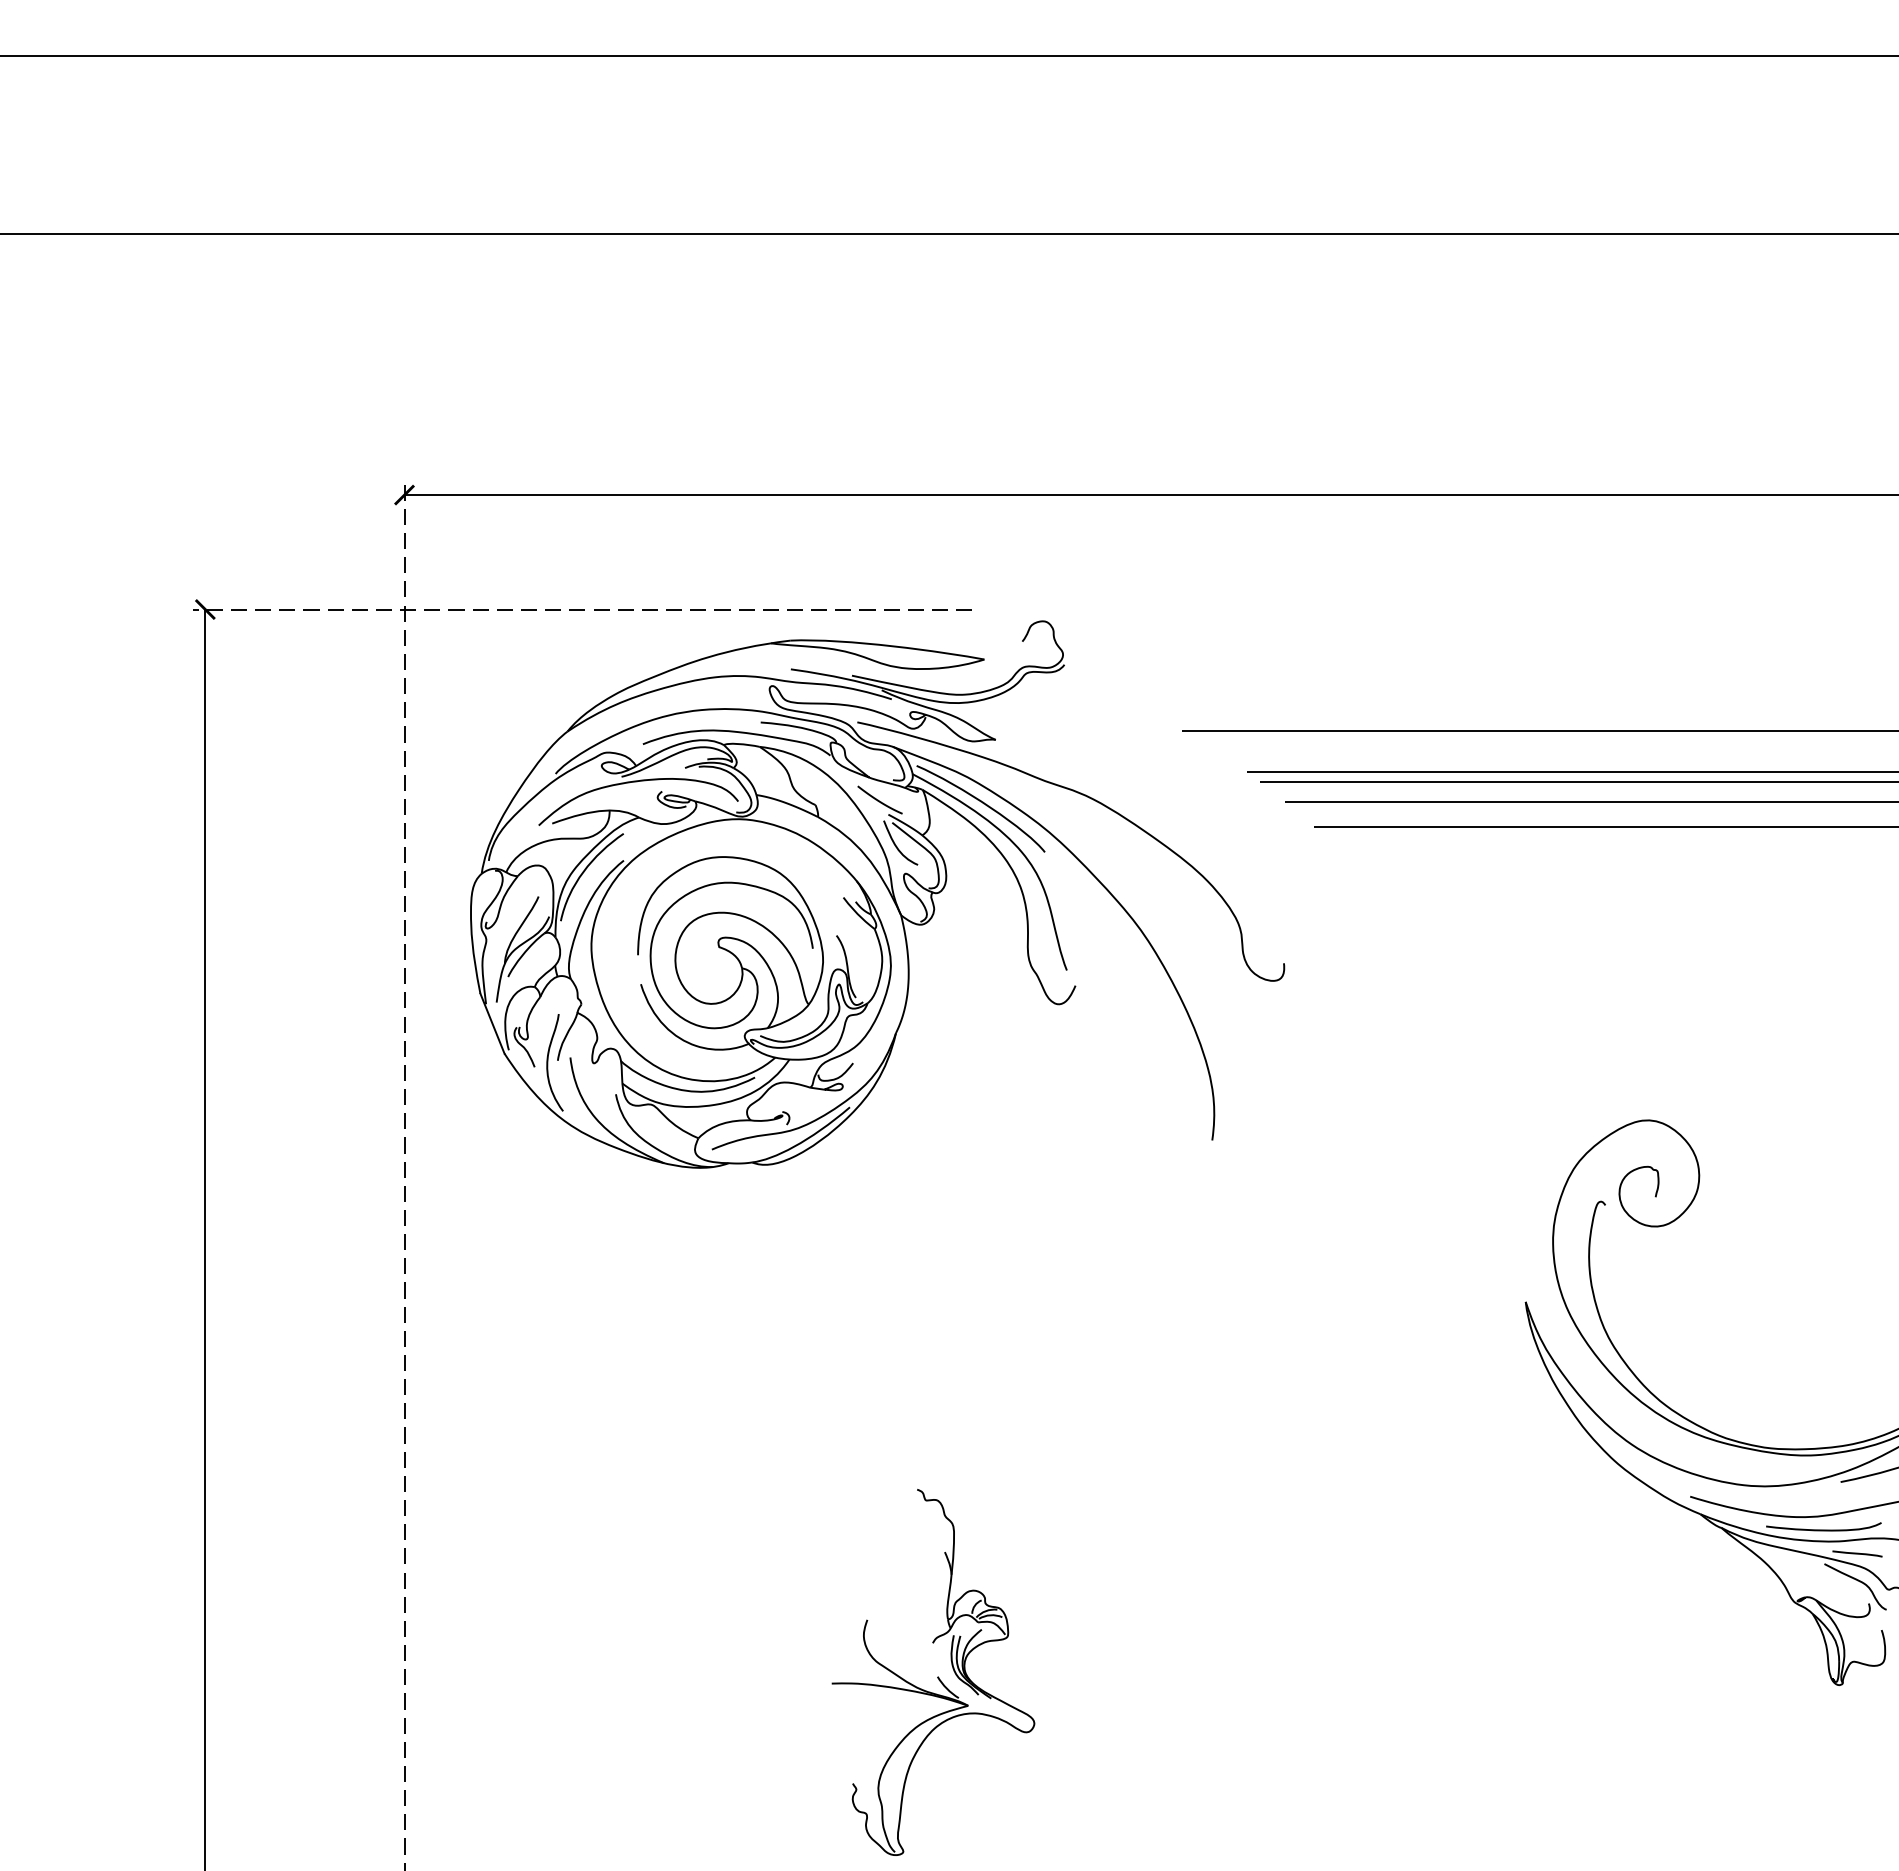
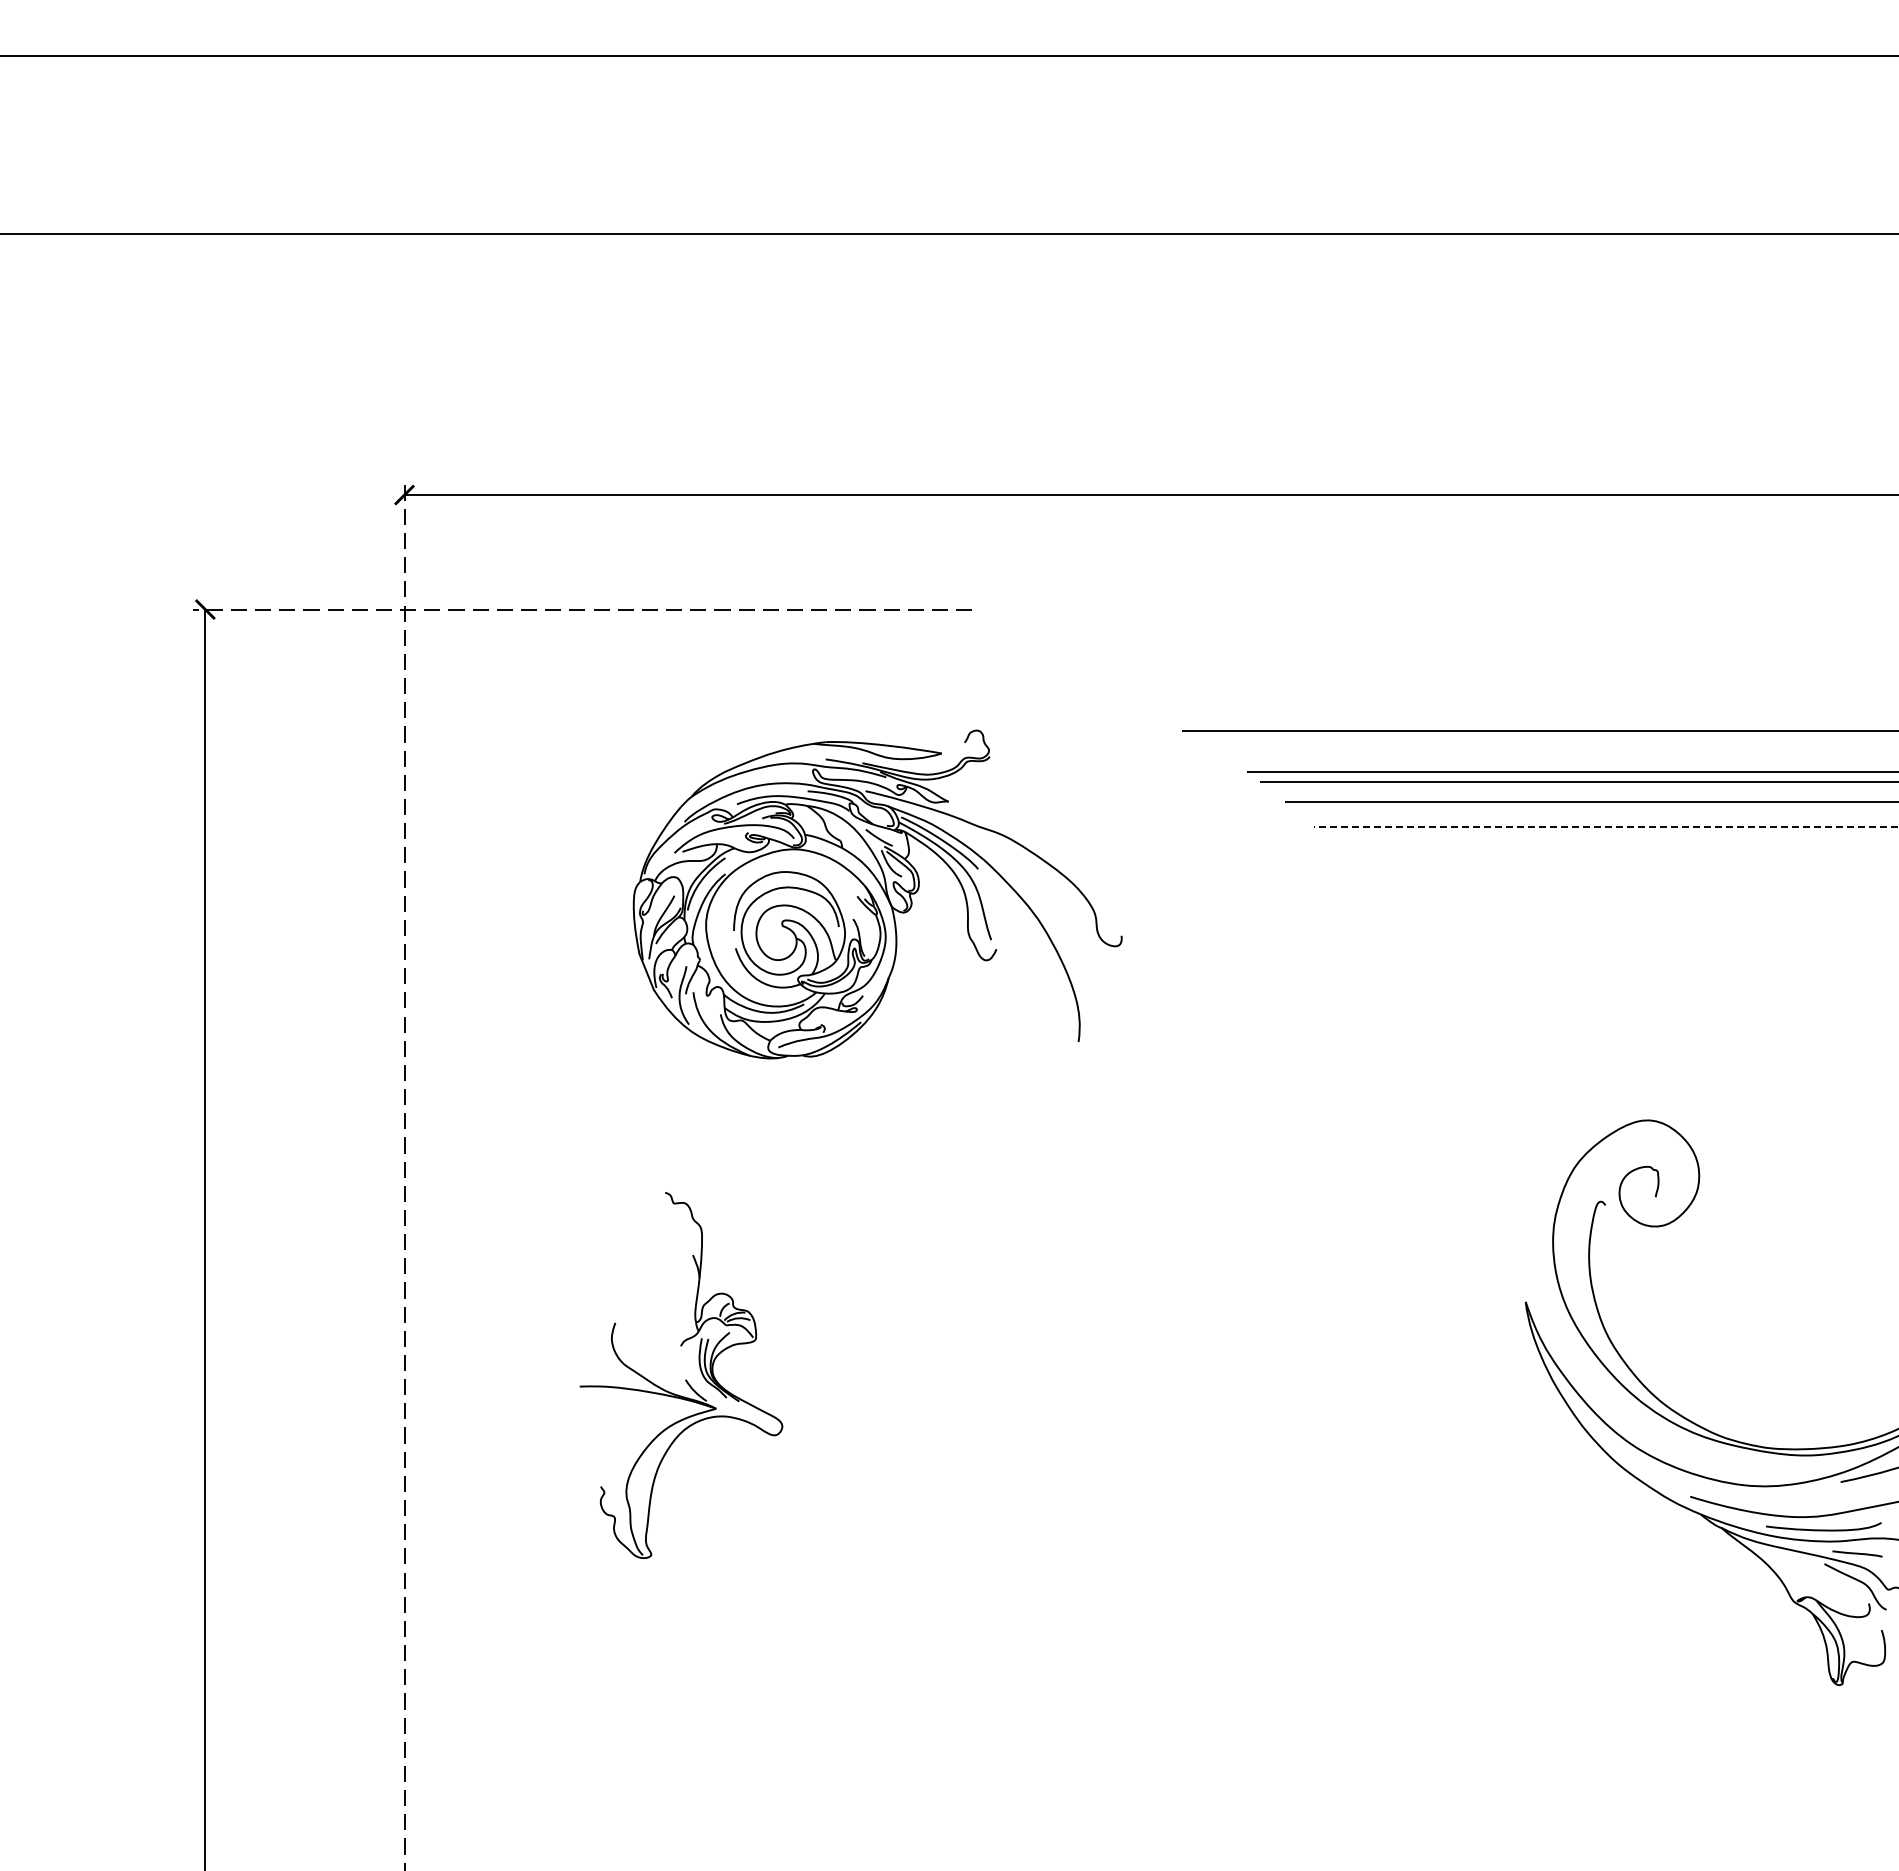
line: solid -> dashed (1605, 827)
part size: 816x549 px -> 491x331 px (877, 894)
part position: (933, 1672) -> (681, 1375) (681, 1375)
